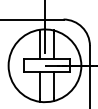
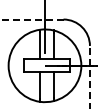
line: solid -> dashed (32, 19)
line: solid -> dashed (89, 76)
